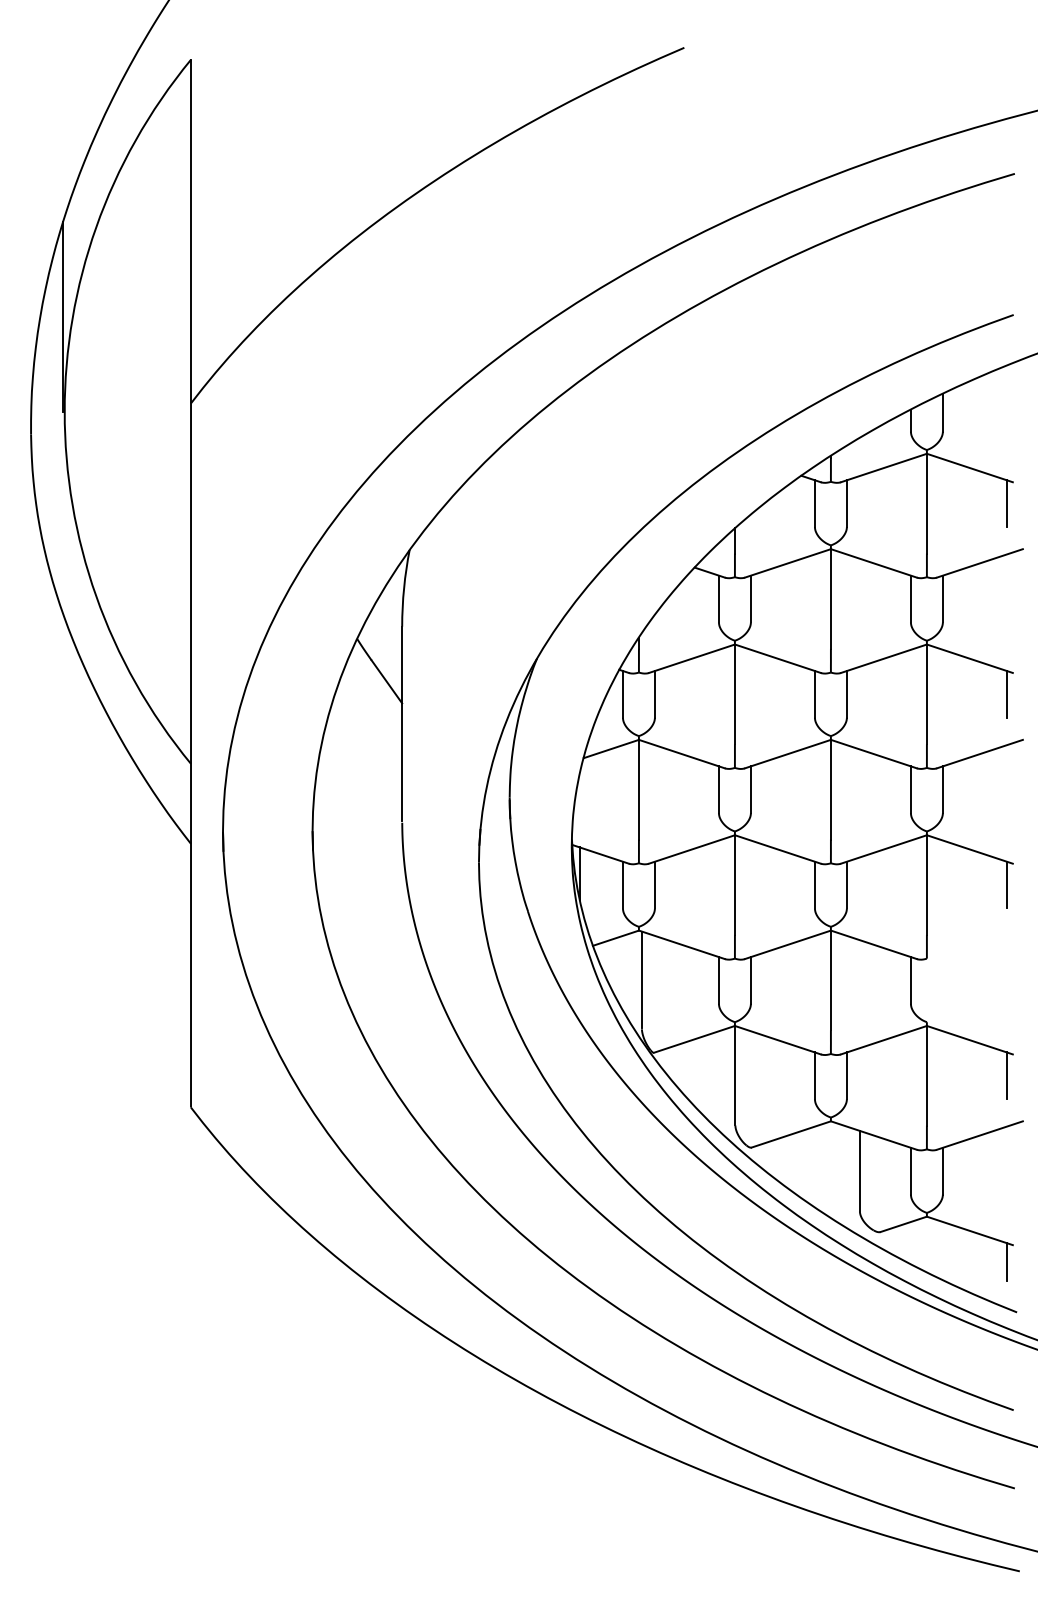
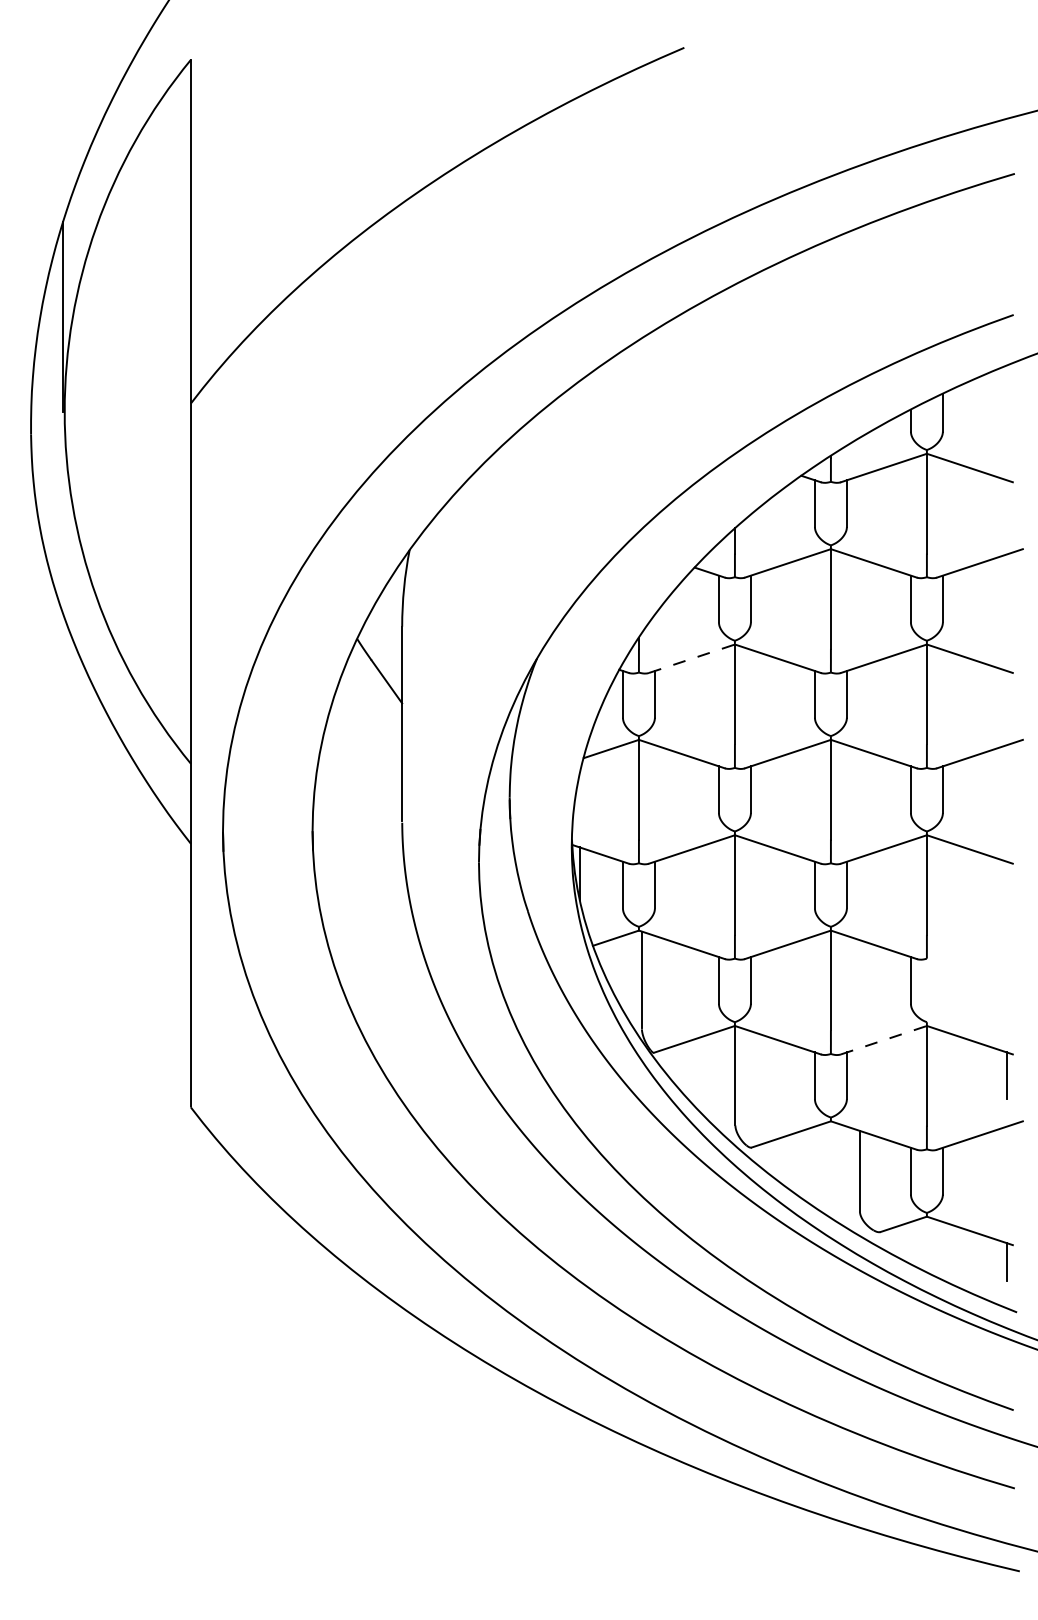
line: present -> none (1006, 503)
line: solid -> dashed (692, 658)
line: present -> none (1006, 694)
line: present -> none (1006, 884)
line: solid -> dashed (884, 1040)
